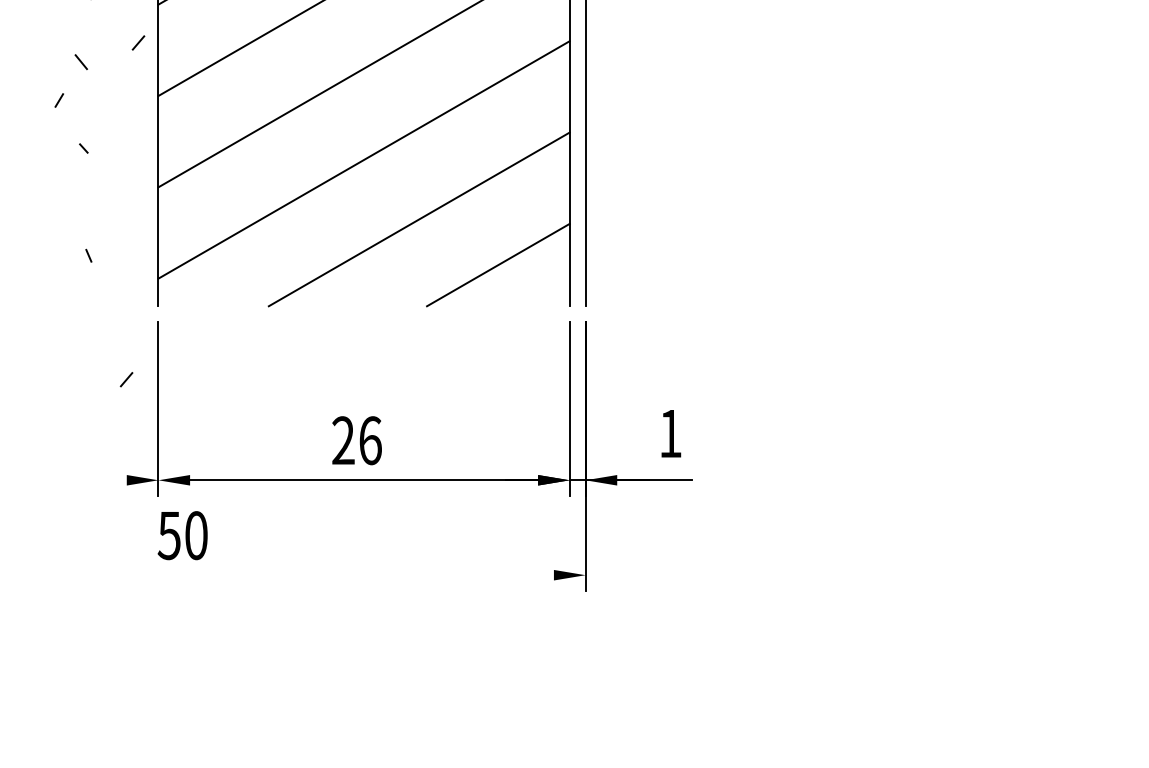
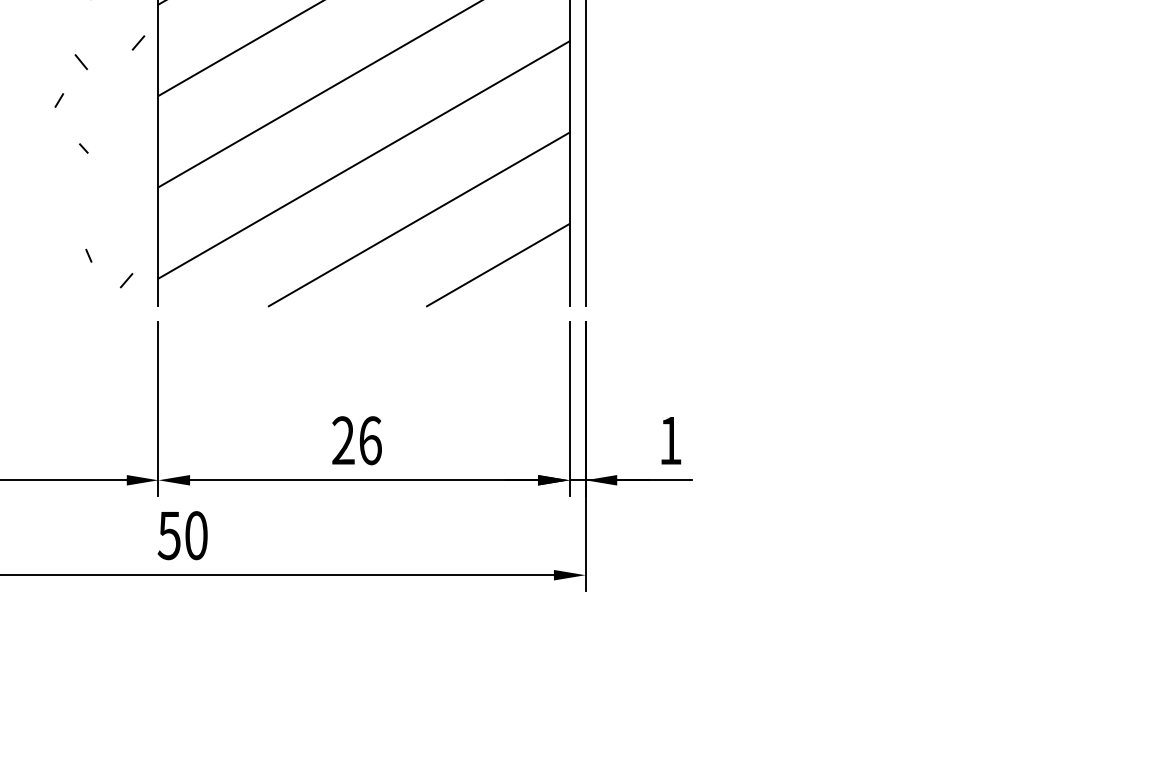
line position: (126, 379) -> (126, 280) (126, 280)
text position: (671, 433) -> (671, 440) (671, 440)
line: none -> present (64, 480)
line: none -> present (277, 575)
